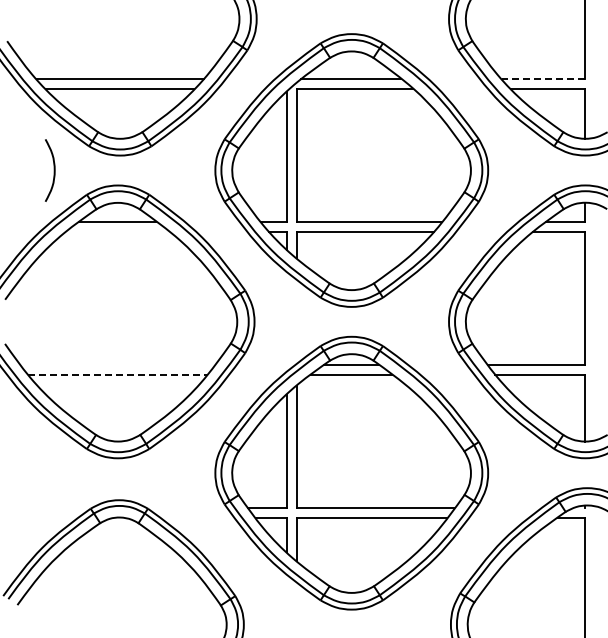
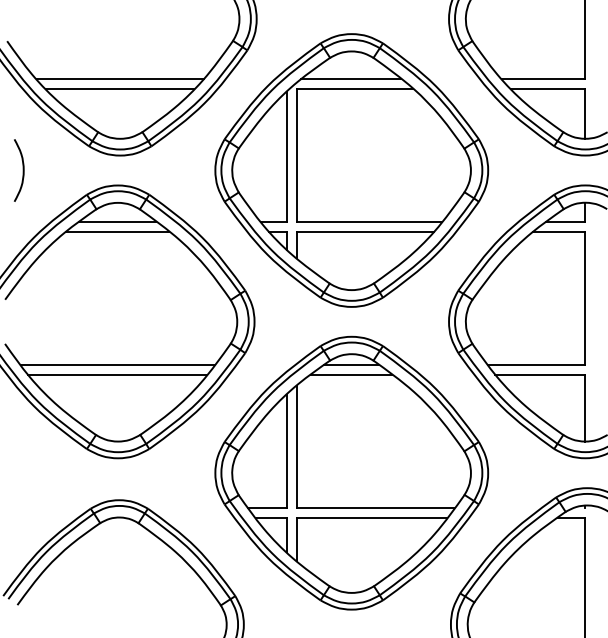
line: dashed -> solid (543, 79)
curve position: (53, 170) -> (22, 170) (22, 170)
line: none -> present (117, 231)
line: none -> present (117, 365)
line: dashed -> solid (117, 374)
